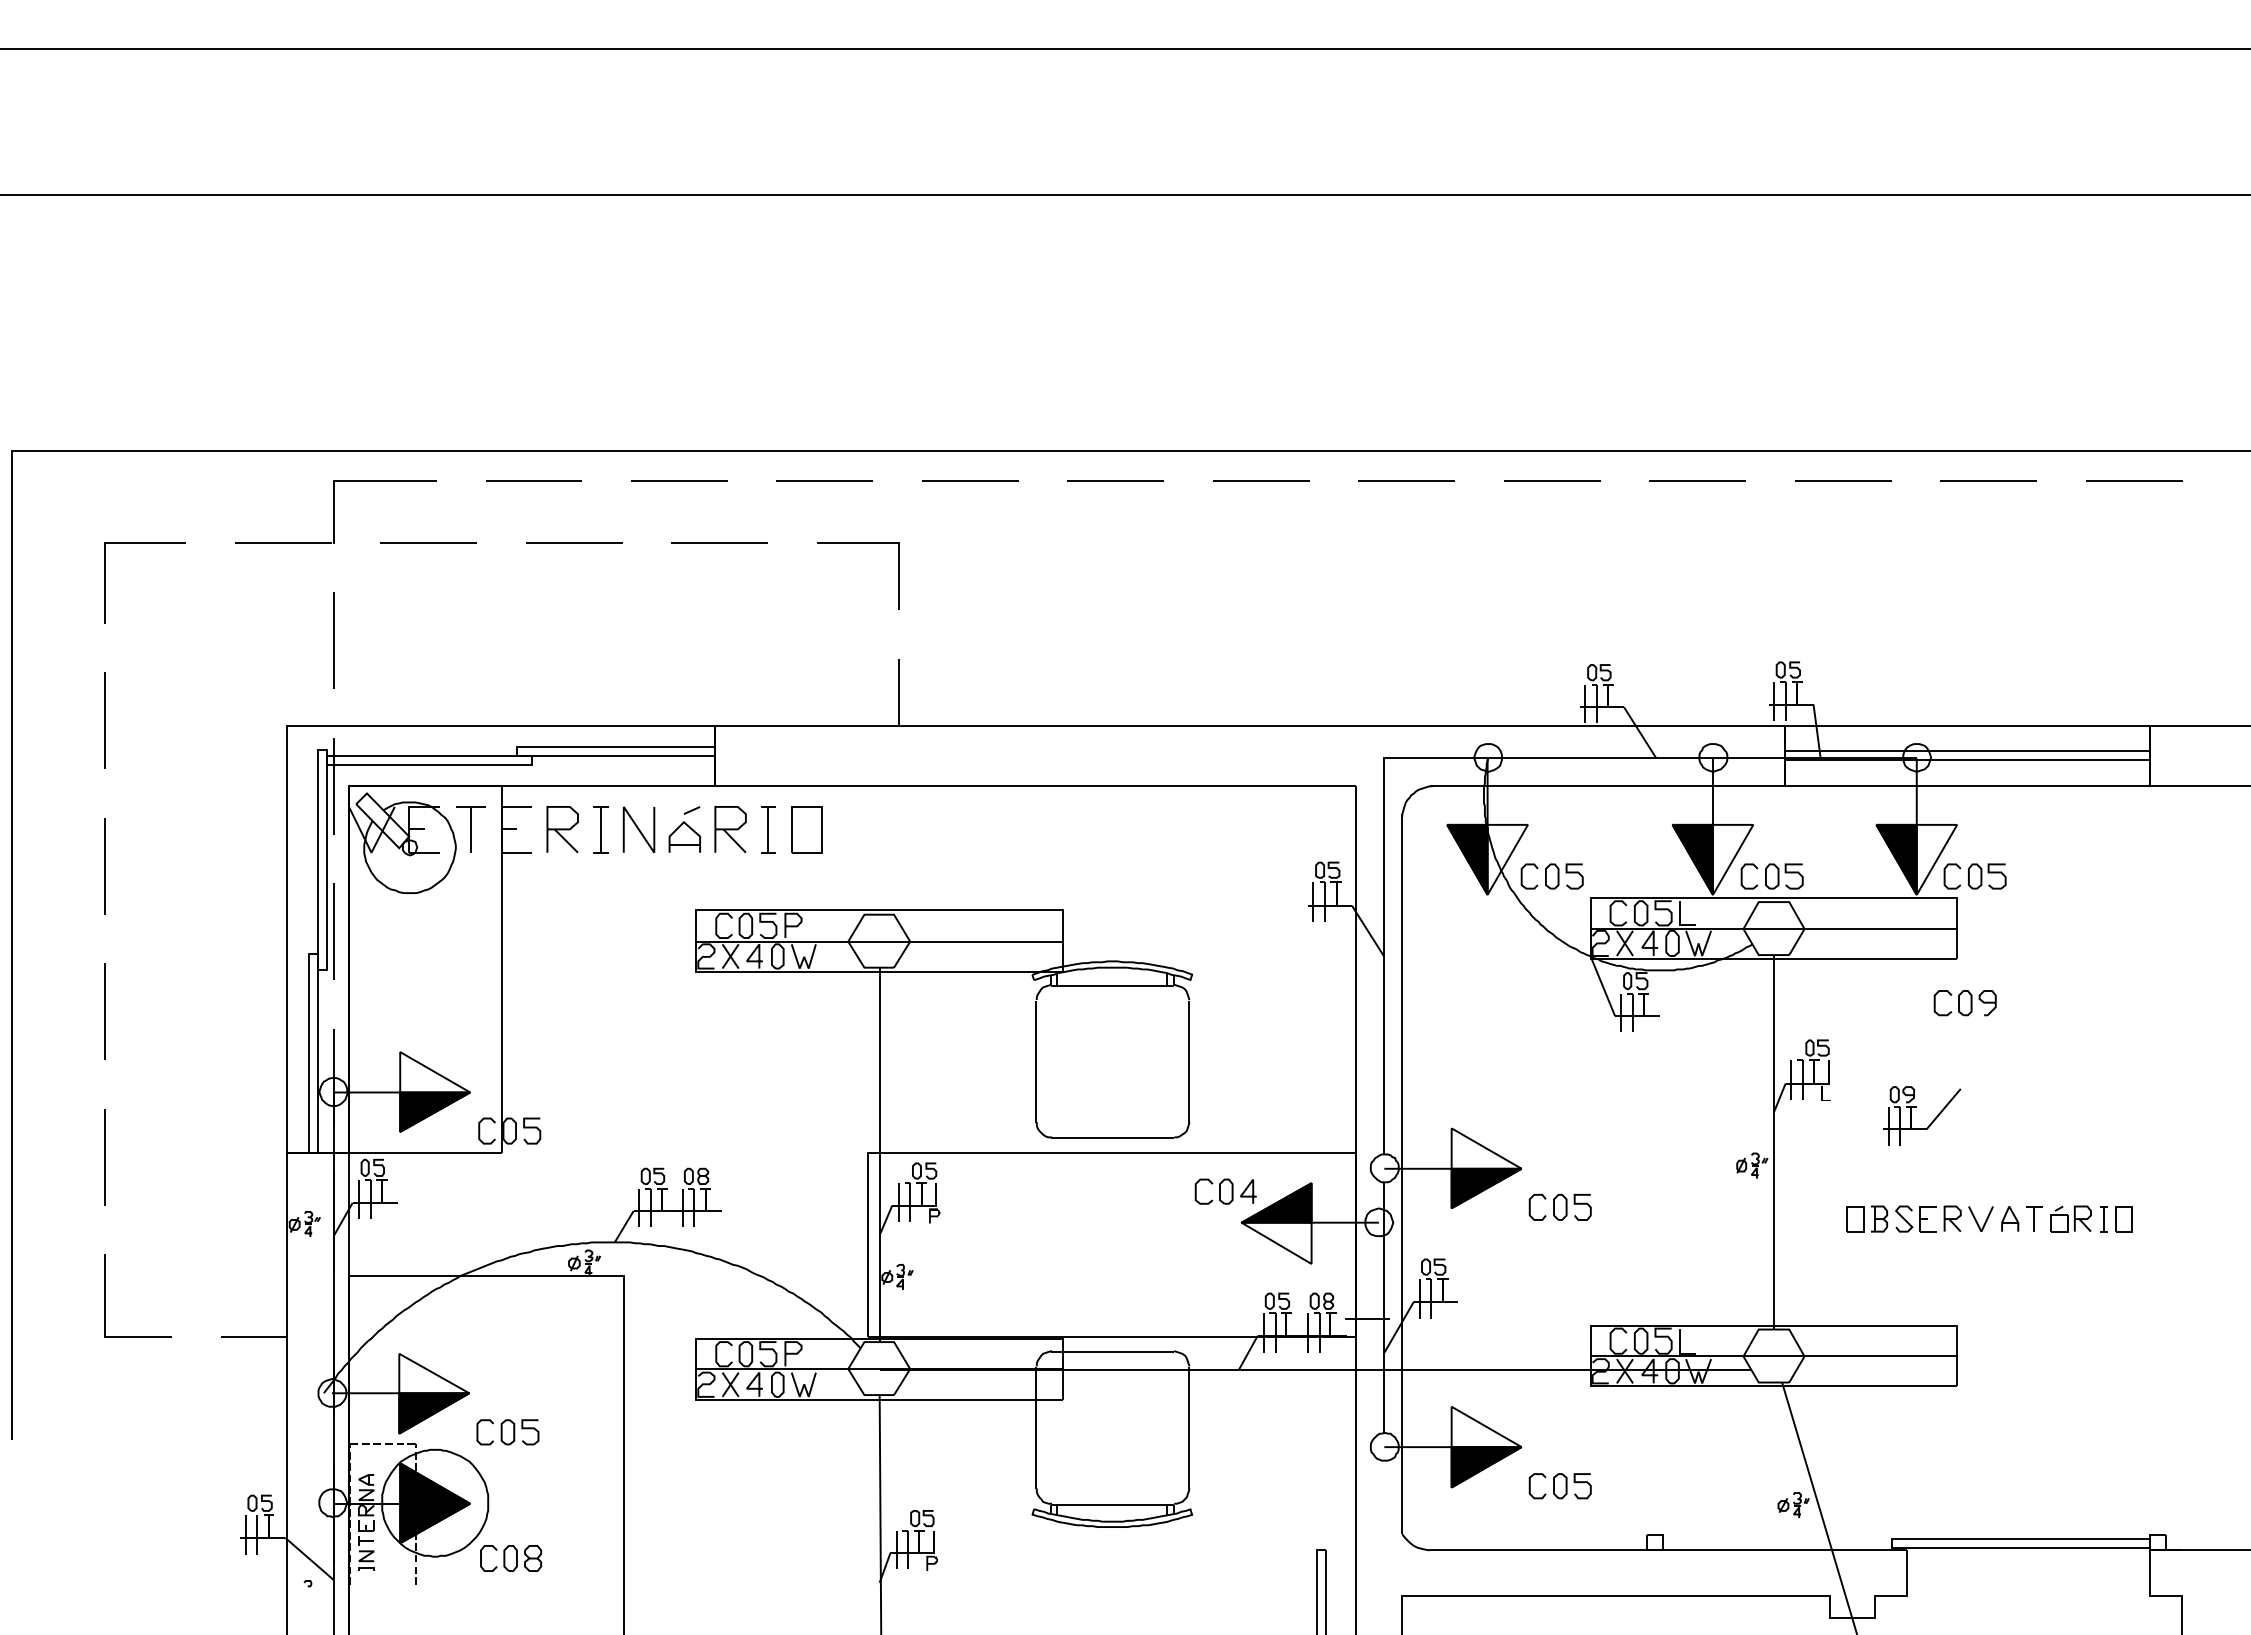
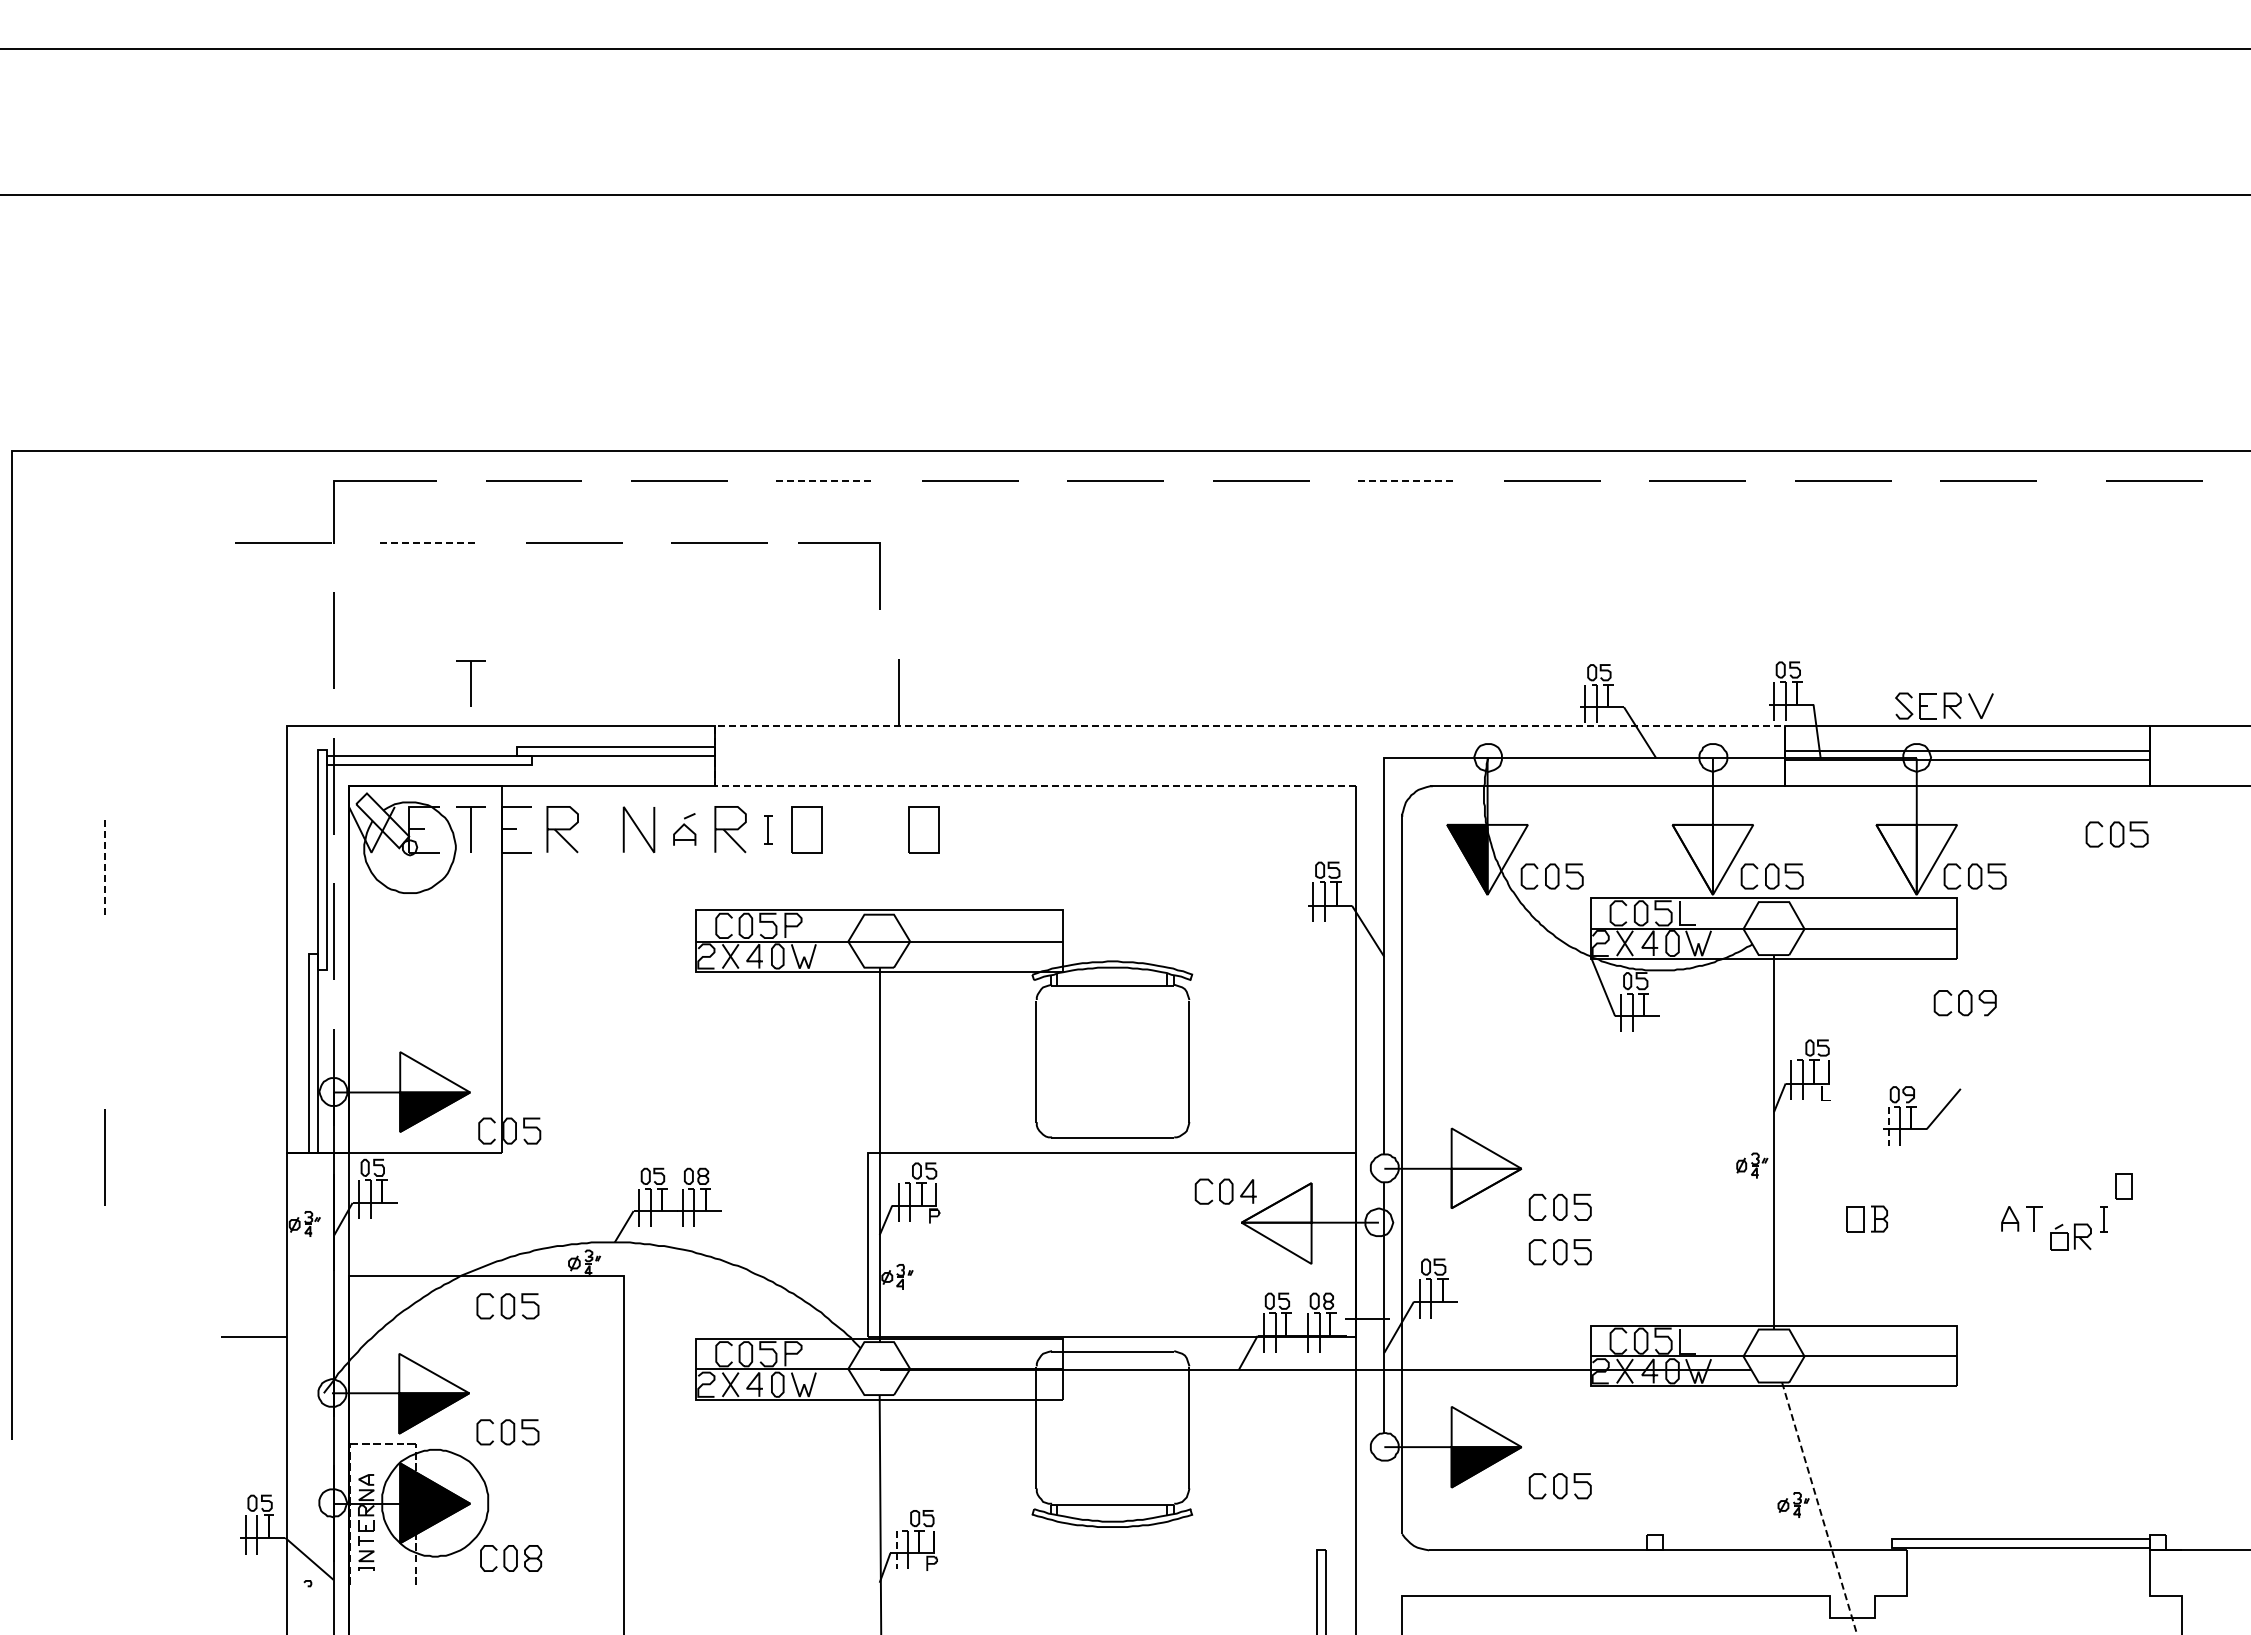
line: solid -> dashed (825, 480)
line: solid -> dashed (1407, 480)
line position: (2134, 480) -> (2154, 480) (2154, 480)
line: solid -> dashed (429, 542)
line: present -> none (144, 543)
line position: (858, 543) -> (839, 543) (839, 543)
part: none -> present (470, 683)
line: present -> none (104, 720)
line: solid -> dashed (898, 726)
part: present -> none (600, 829)
part size: 33x47 px -> 24x33 px (684, 829)
part size: 15x48 px -> 9x30 px (768, 829)
part: none -> present (923, 829)
part: none -> present (2116, 834)
fill: present -> none (1692, 859)
fill: present -> none (1896, 859)
line: solid -> dashed (104, 865)
line: present -> none (104, 1011)
line: solid -> dashed (1888, 1126)
fill: present -> none (1486, 1188)
fill: present -> none (1276, 1202)
part position: (1944, 1218) -> (1944, 705) (1944, 705)
part position: (2070, 1218) -> (2070, 1236) (2070, 1236)
part position: (2123, 1219) -> (2123, 1186) (2123, 1186)
part: none -> present (1559, 1252)
line: present -> none (105, 1295)
part: none -> present (507, 1306)
line: solid -> dashed (1819, 1508)
line: solid -> dashed (896, 1550)
